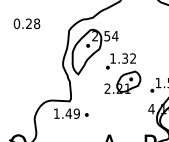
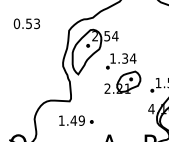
text: 0.28 -> 0.53 (33, 23)
text: 1.32 -> 1.34 (132, 58)
part position: (71, 113) -> (76, 120) (76, 120)
